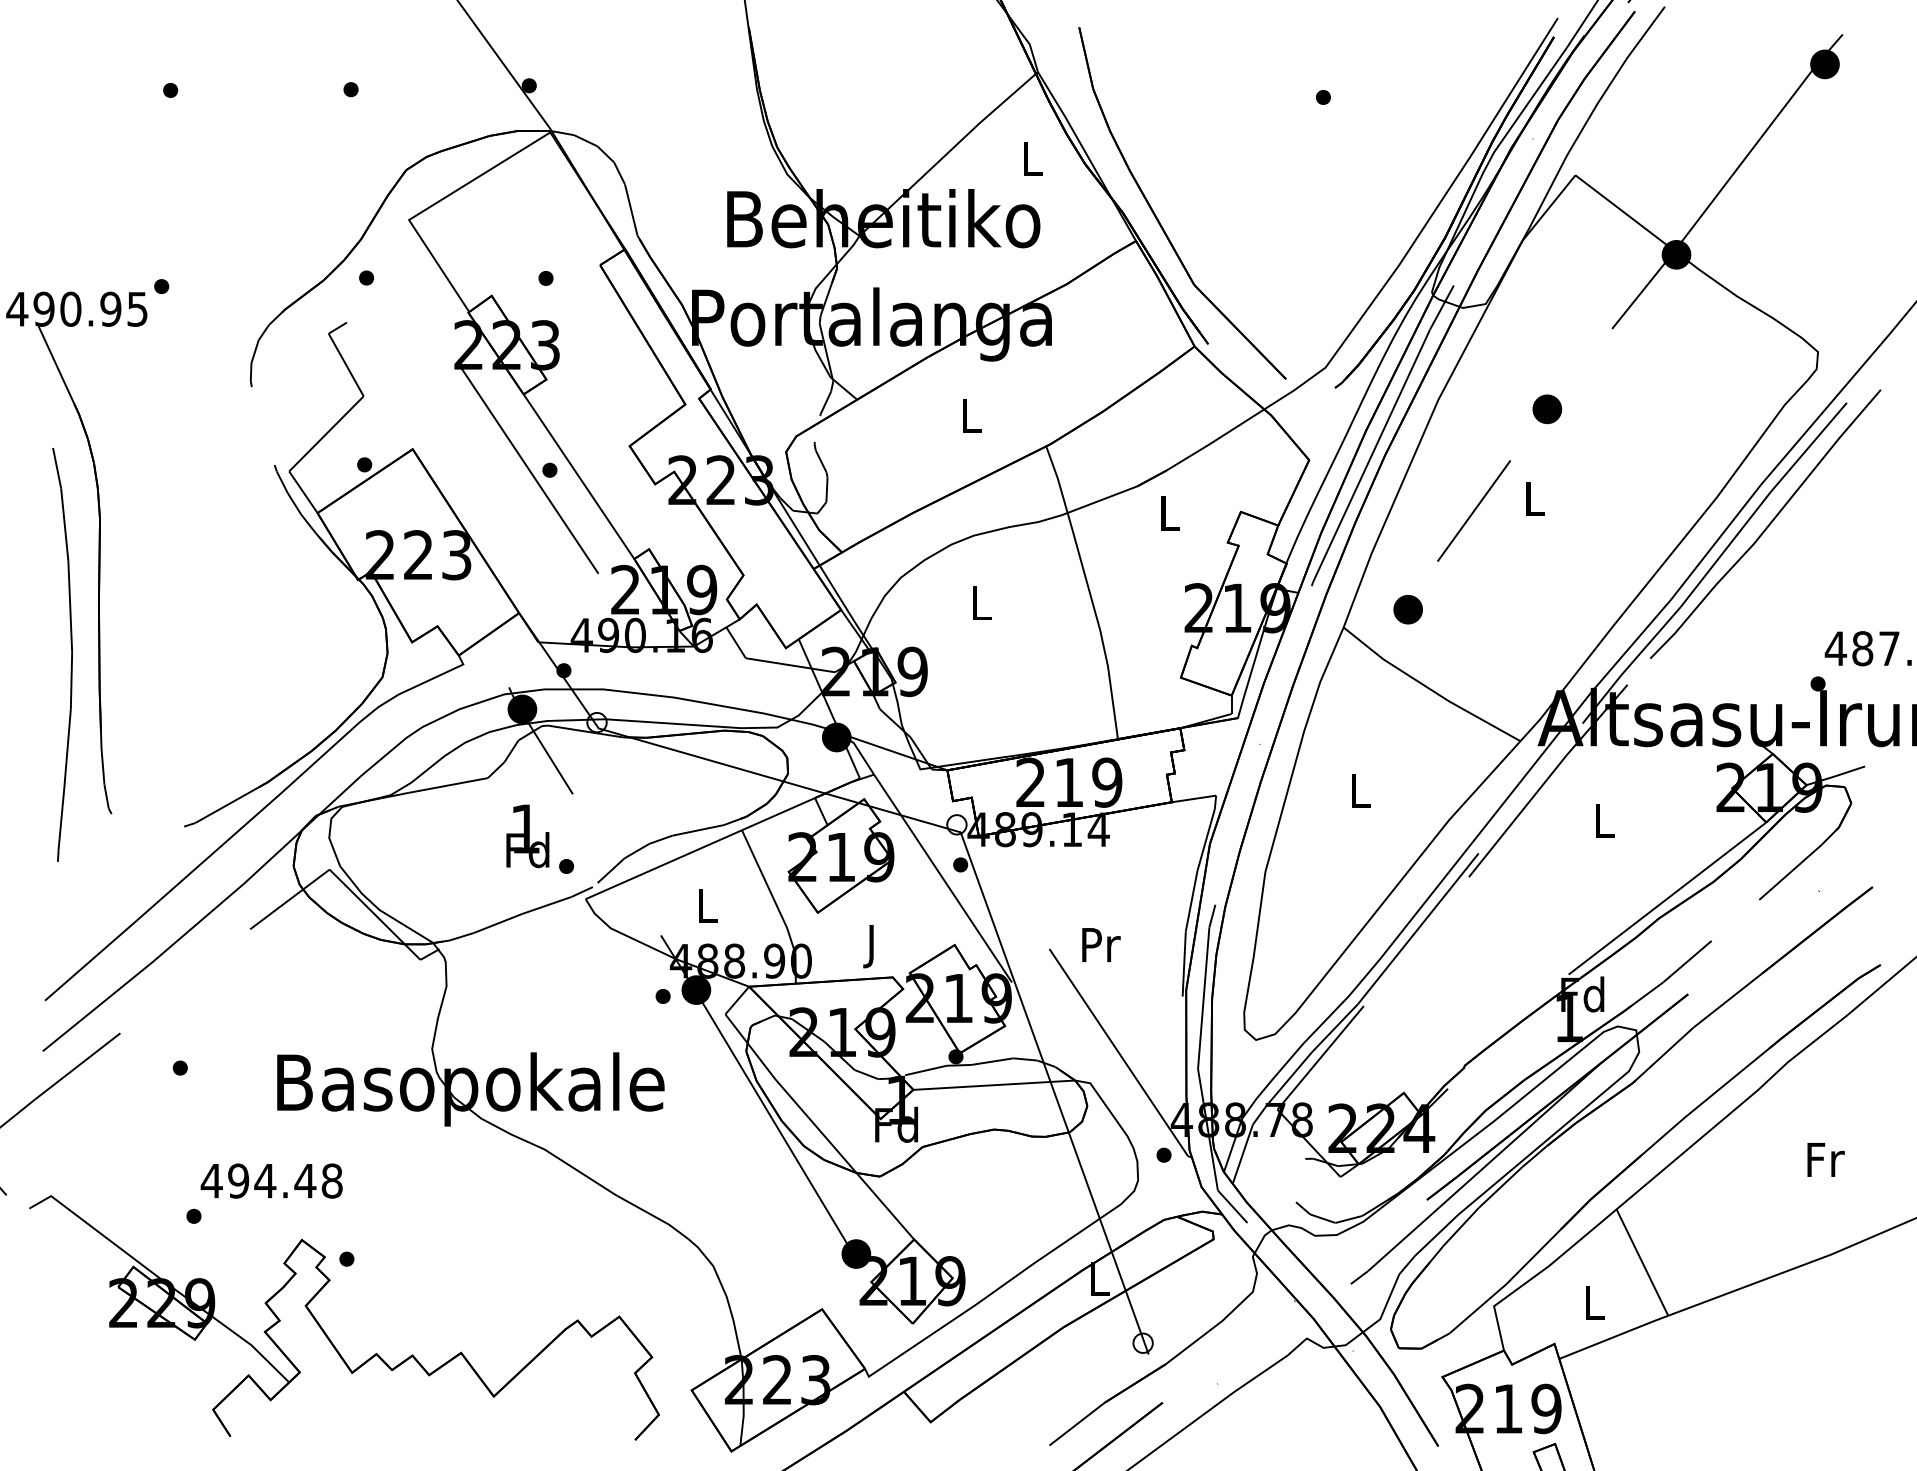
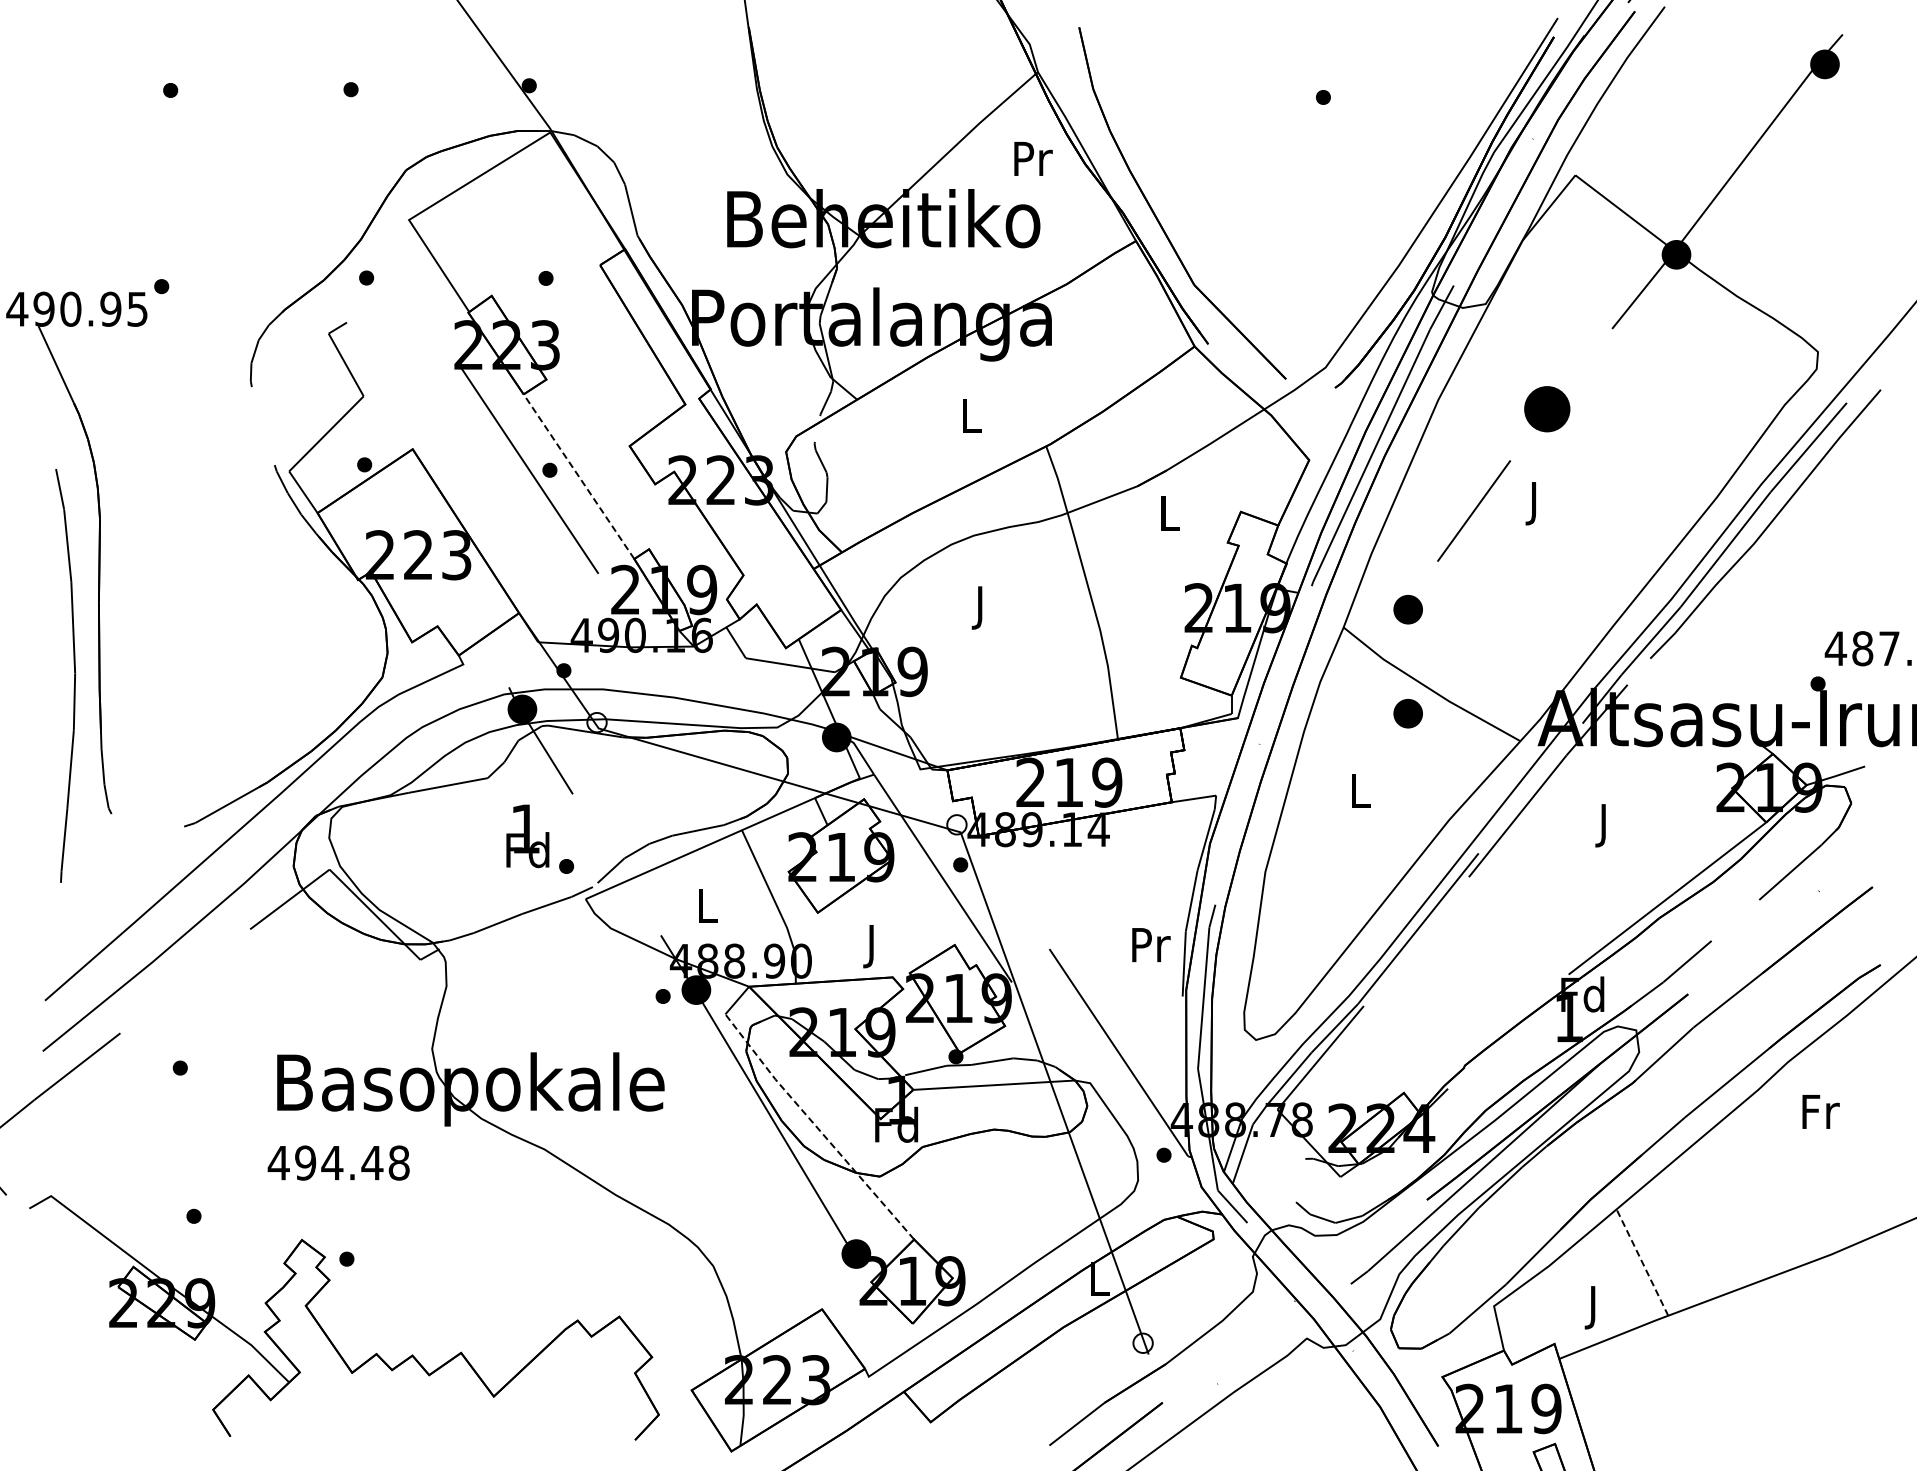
text: L -> Pr (1033, 158)
part size: 31x31 px -> 47x47 px (1547, 409)
line: solid -> dashed (578, 476)
text: L -> J (1534, 503)
text: L -> J (981, 607)
curve position: (71, 654) -> (74, 675) (74, 675)
part: none -> present (1407, 713)
text: L -> J (1604, 825)
text position: (1101, 945) -> (1151, 945) (1151, 945)
line: solid -> dashed (817, 1127)
text position: (1825, 1159) -> (1820, 1111) (1820, 1111)
text position: (271, 1180) -> (338, 1162) (338, 1162)
line: solid -> dashed (1642, 1262)
text: L -> J (1594, 1307)
